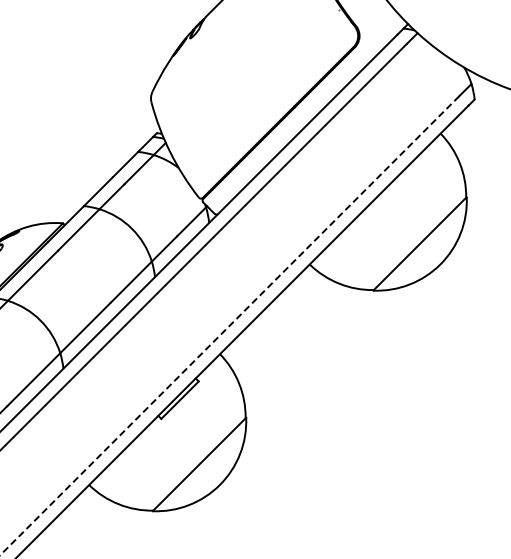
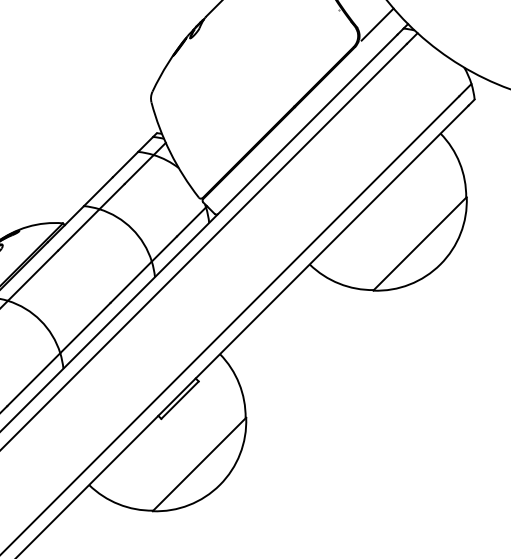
line: none -> present (377, 24)
line: dashed -> solid (229, 326)
